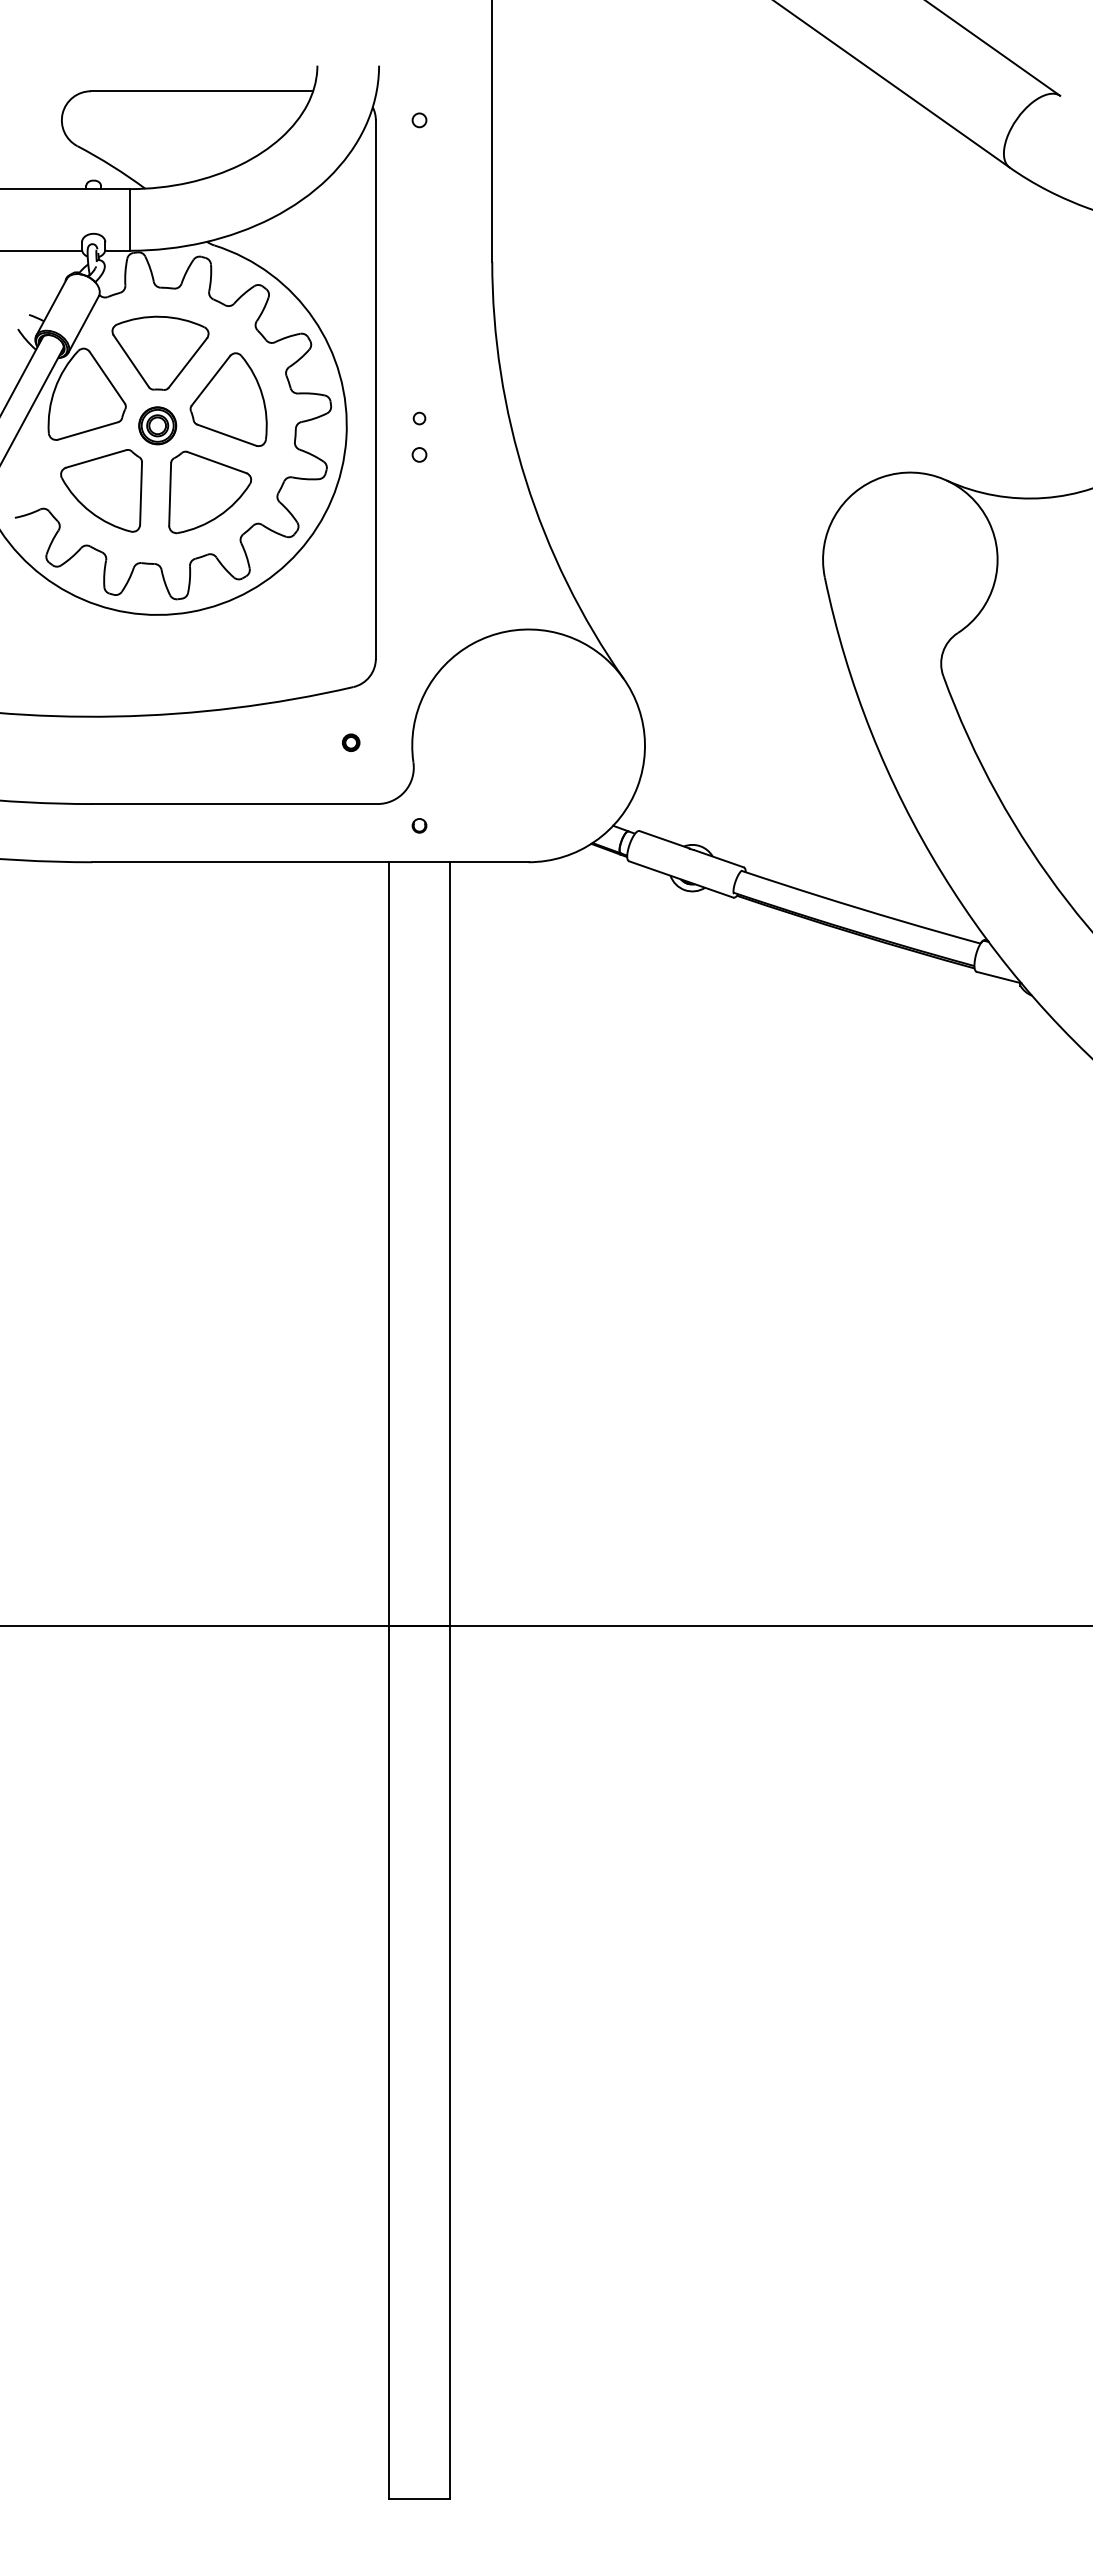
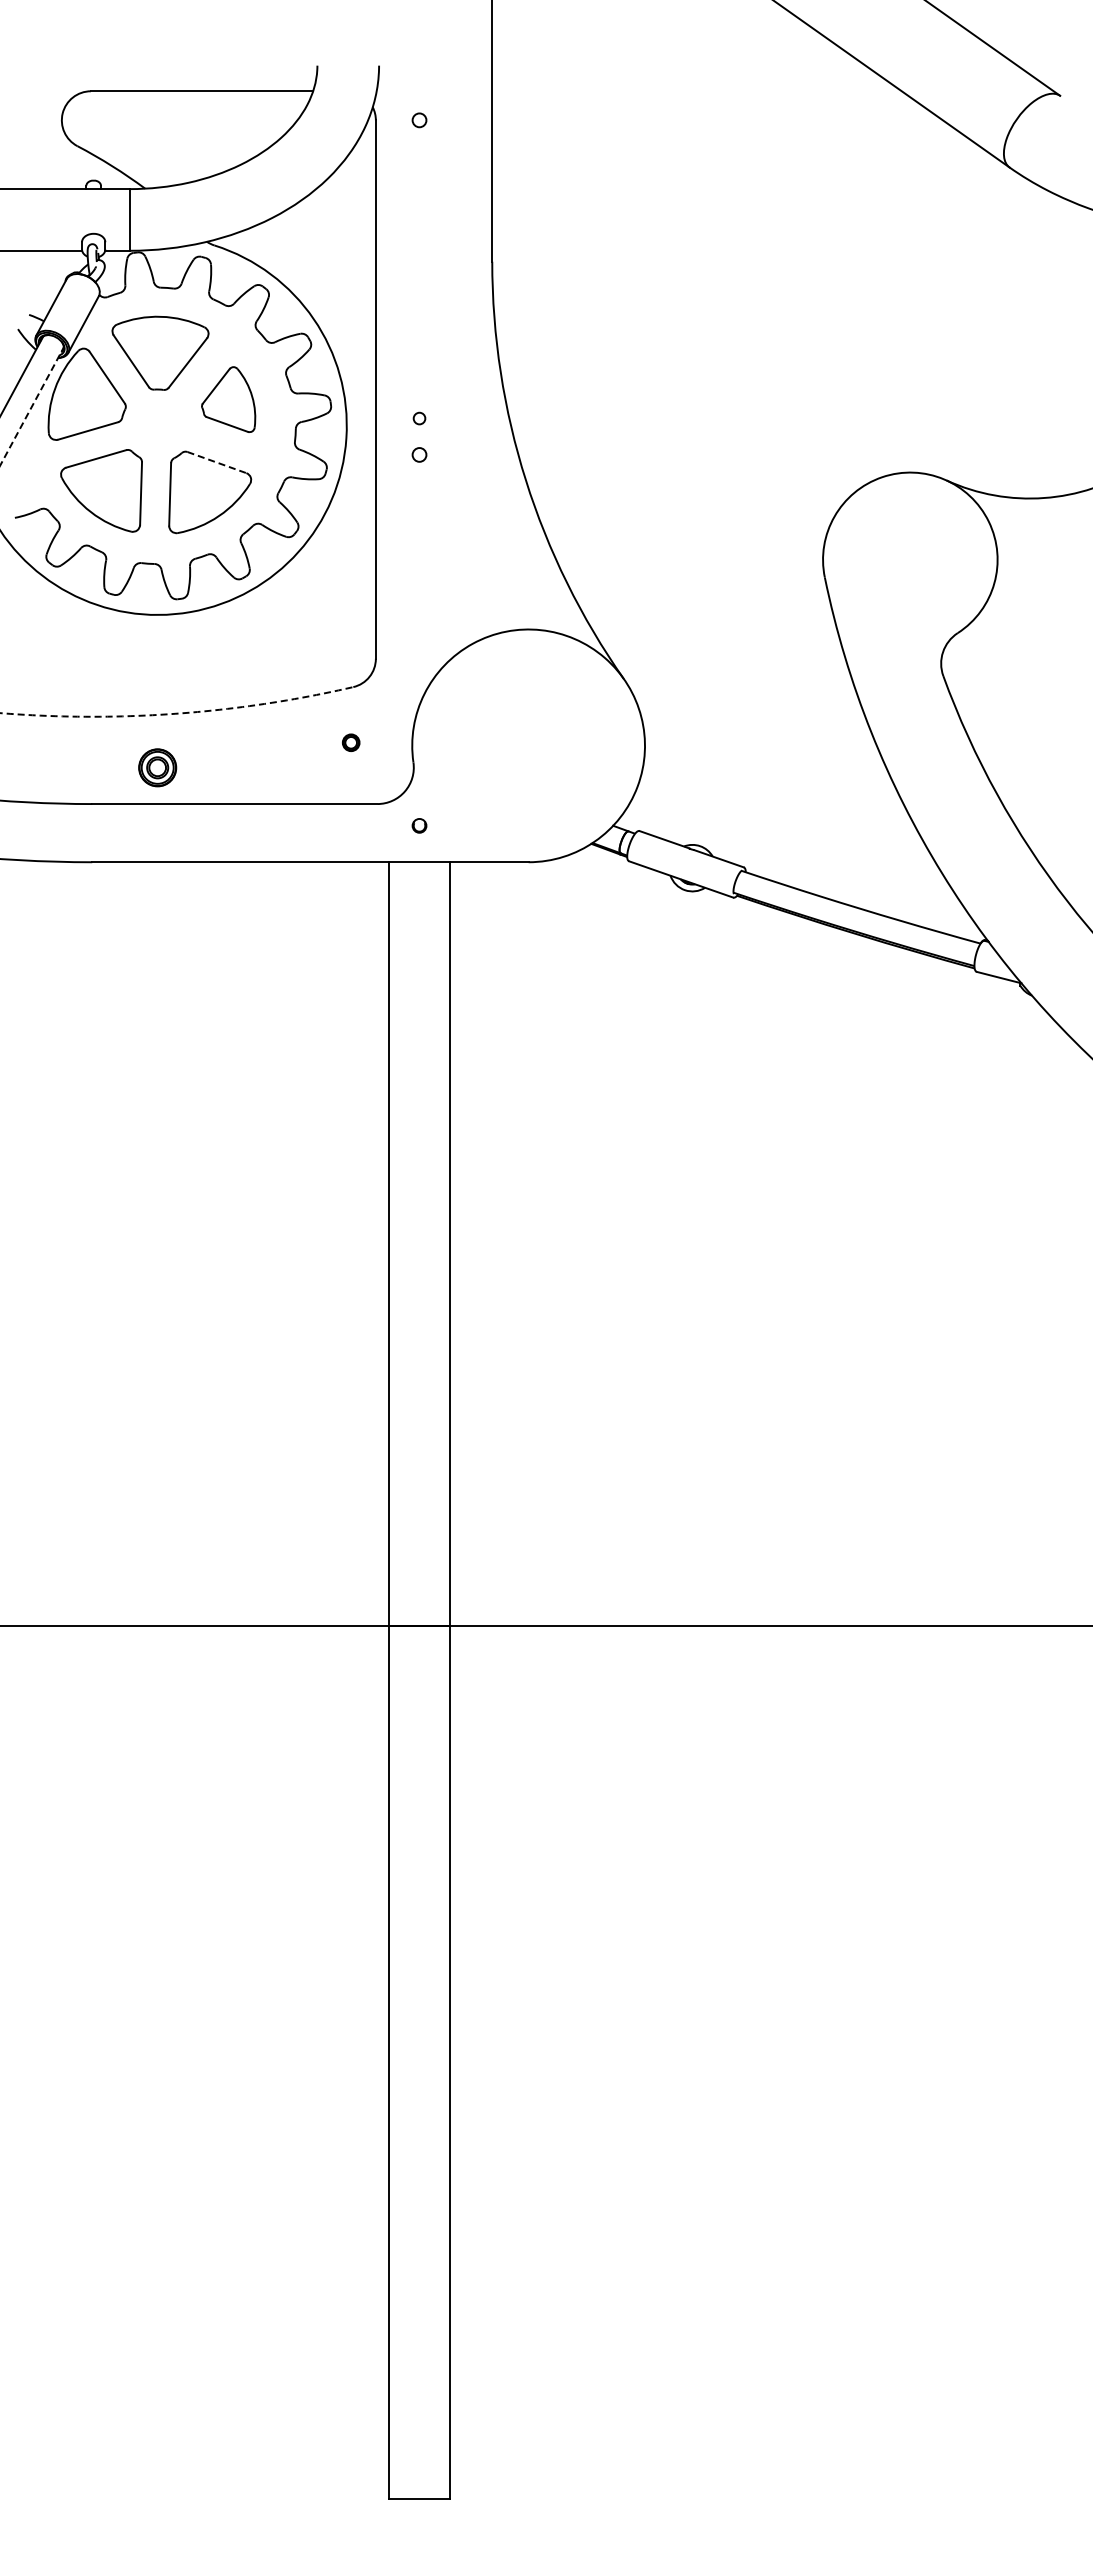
part size: 79x95 px -> 56x67 px (228, 399)
line: solid -> dashed (32, 406)
part position: (157, 425) -> (157, 767) (157, 767)
line: solid -> dashed (217, 462)
arc: solid -> dashed (177, 713)
